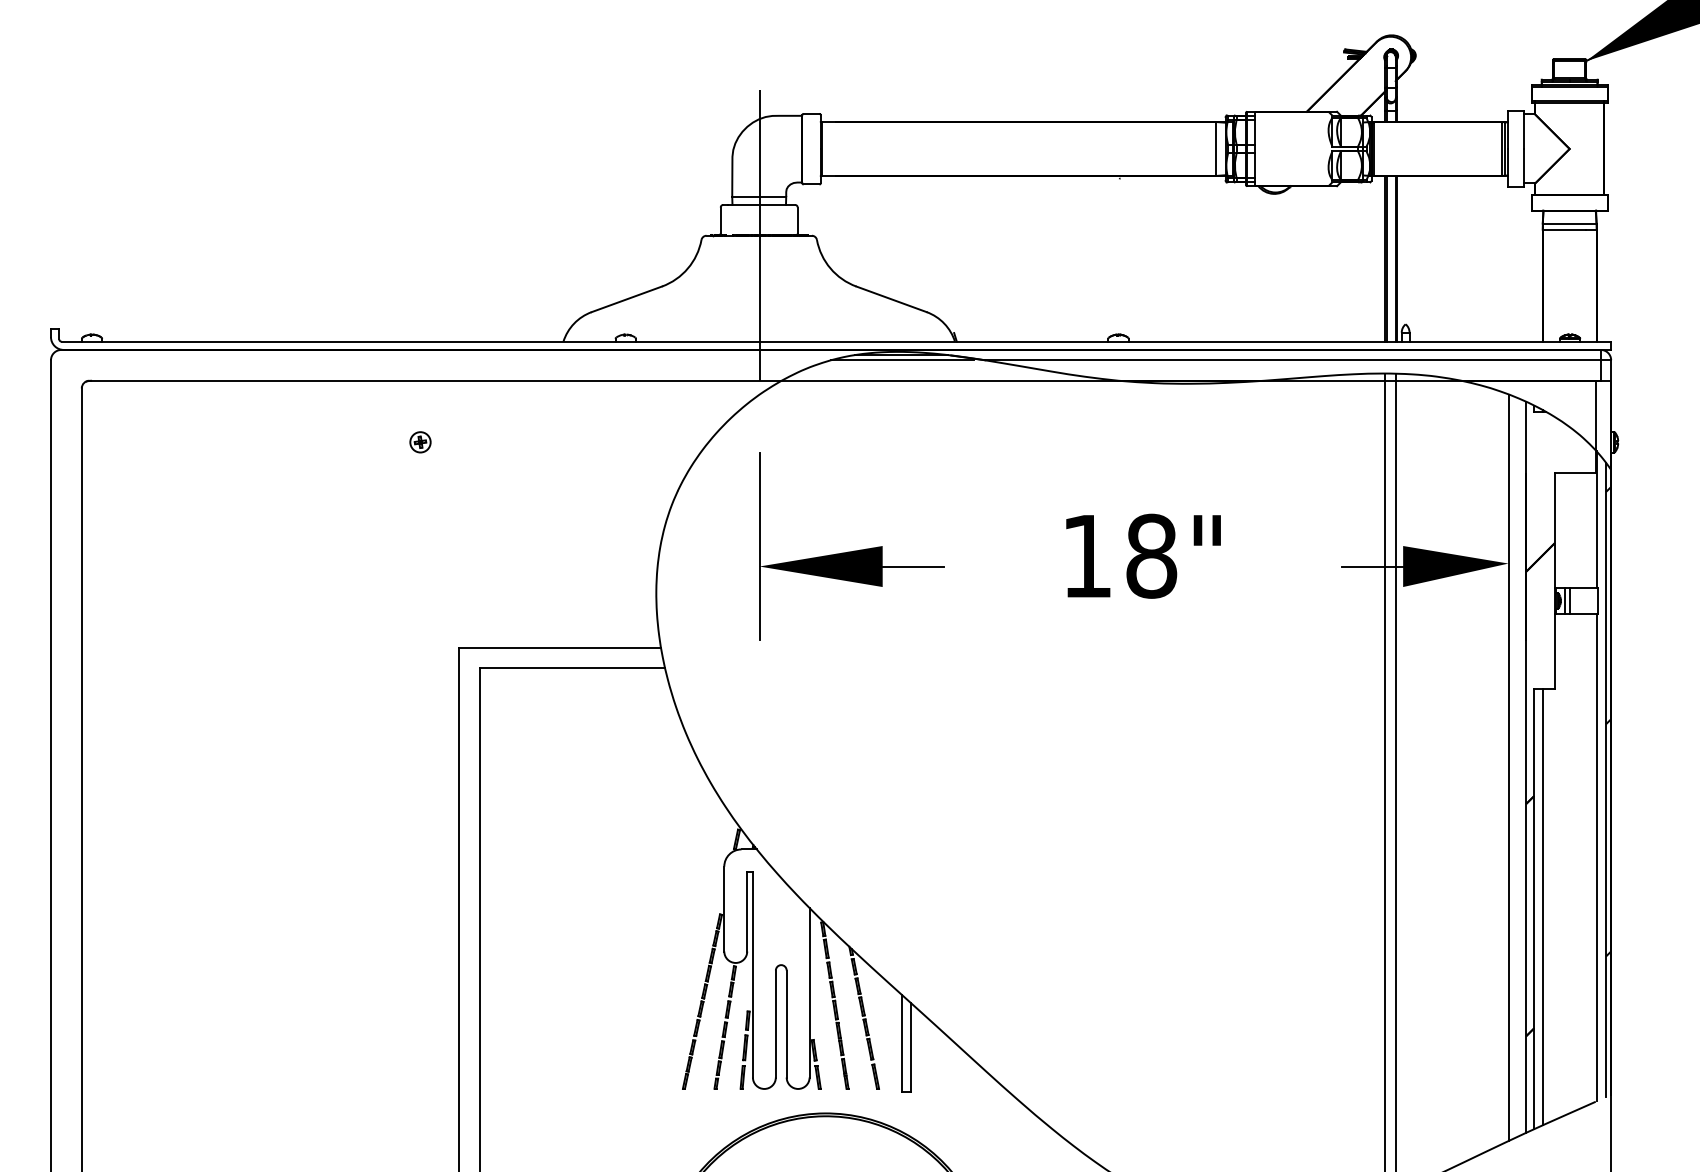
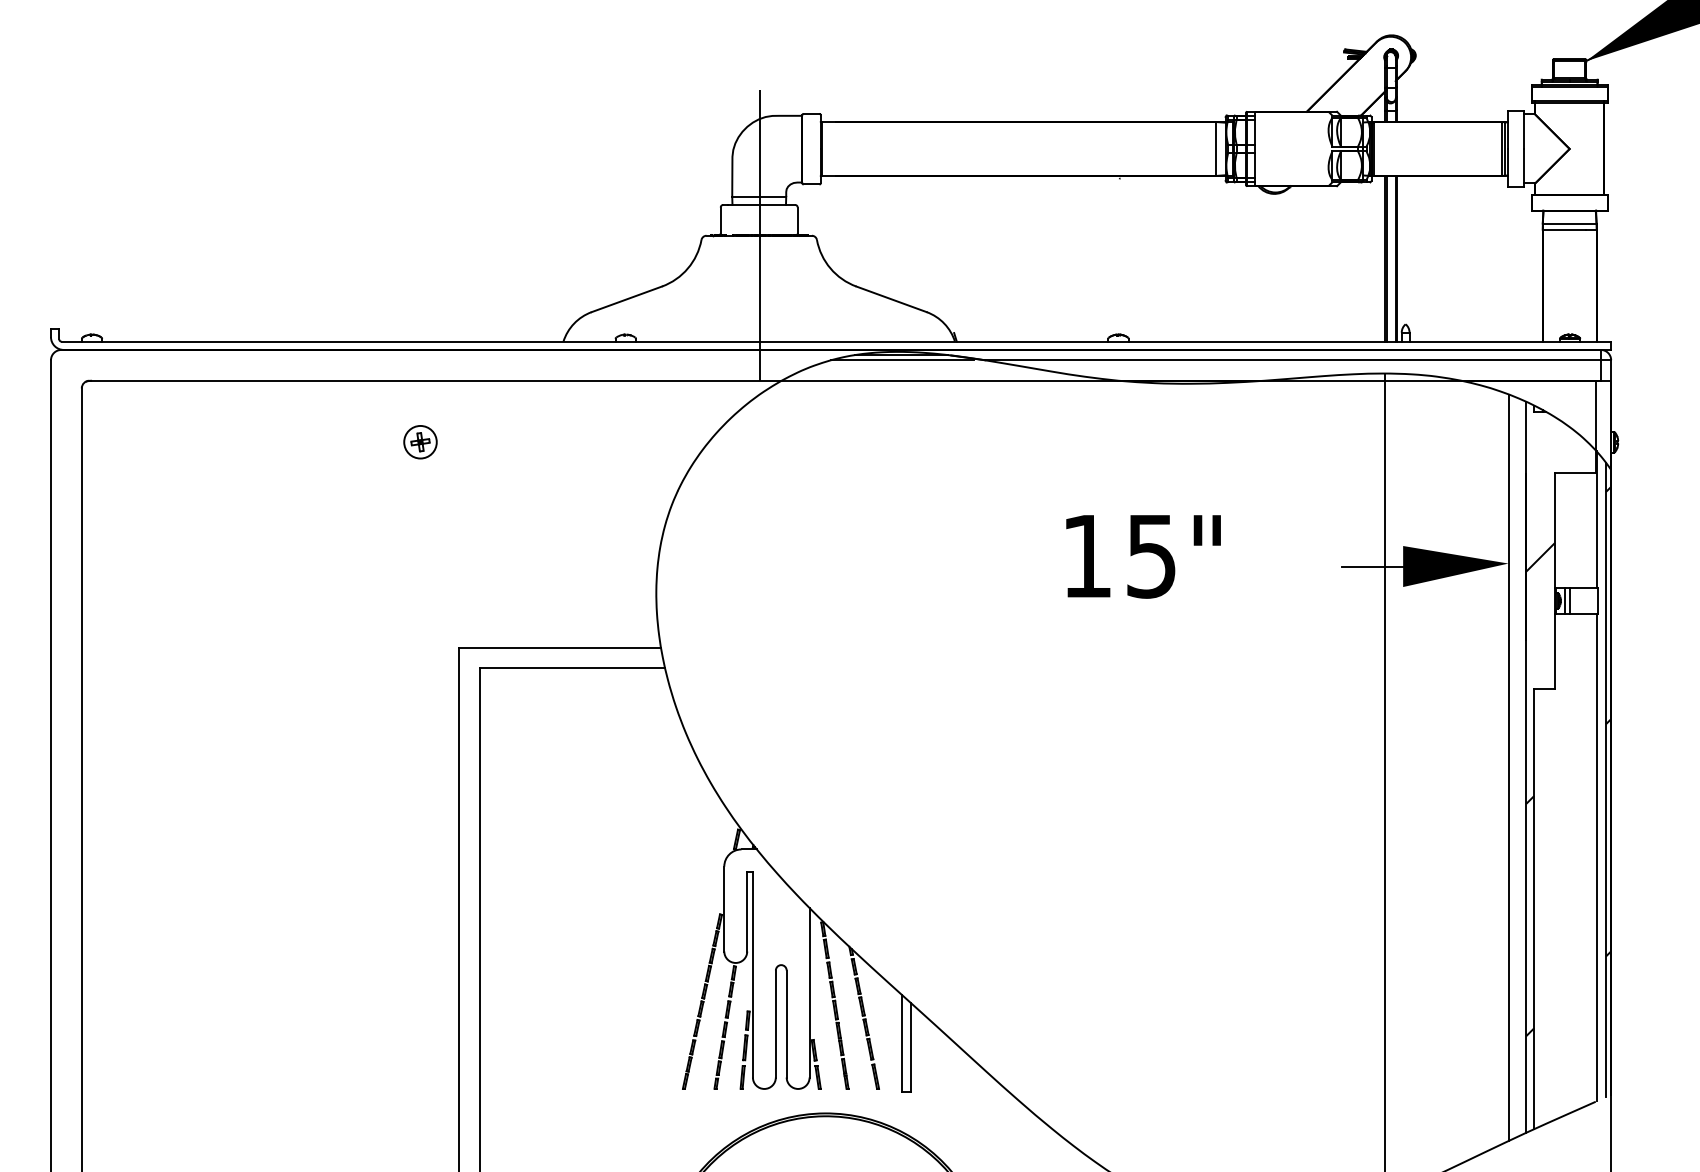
part size: 23x23 px -> 35x35 px (420, 442)
part: present -> none (851, 546)
text: 18" -> 15" (1151, 555)
line: present -> none (1395, 770)
hatch: present -> none (1540, 789)
line: present -> none (1542, 906)
